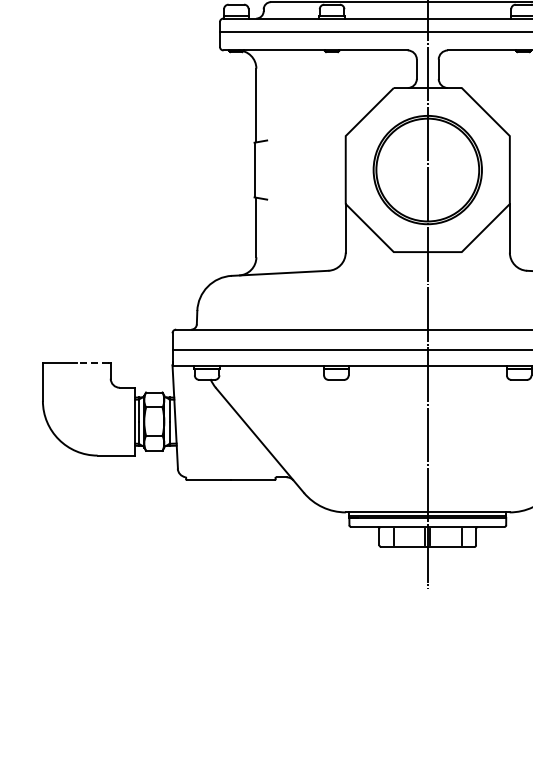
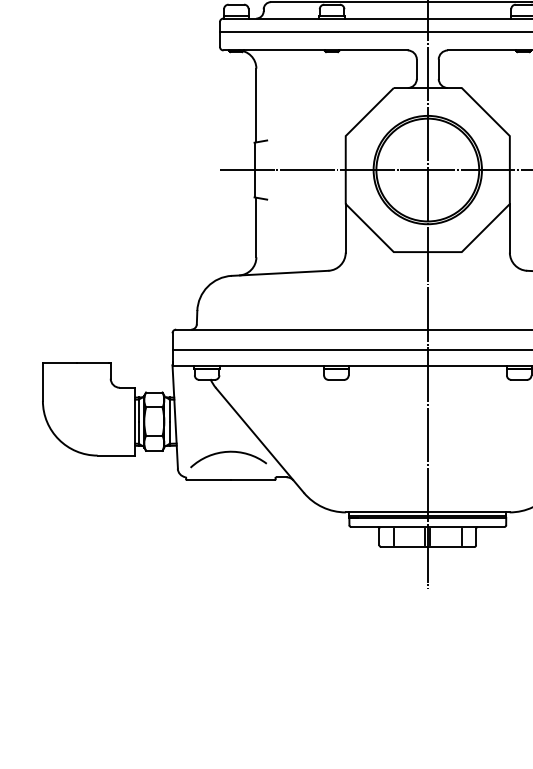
line: none -> present (374, 170)
line: dashed -> solid (92, 363)
arc: none -> present (228, 452)
